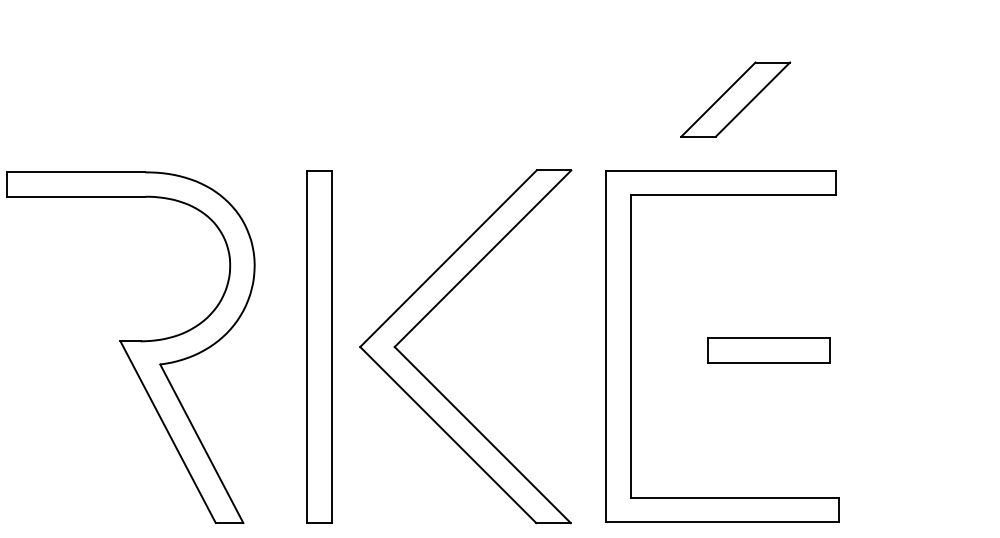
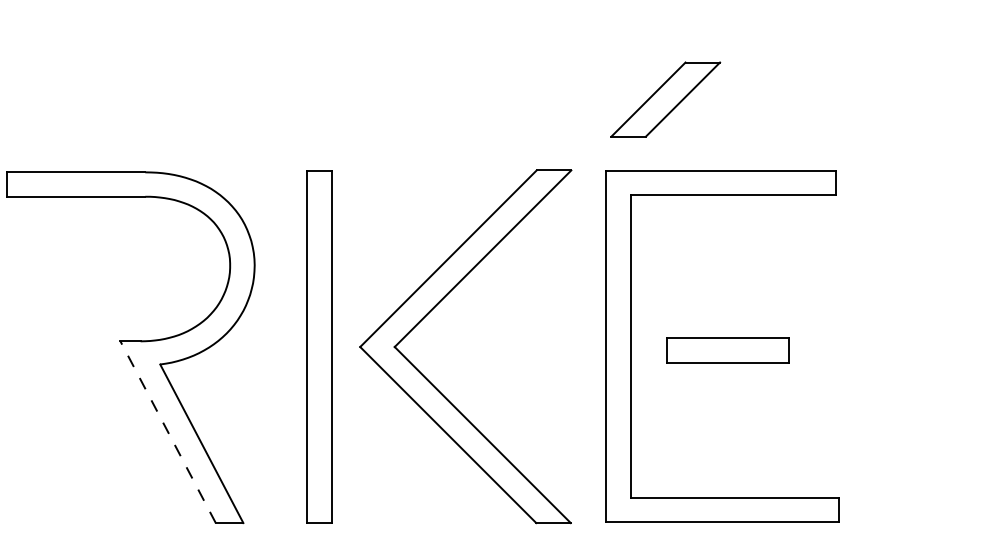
part position: (735, 99) -> (665, 99) (665, 99)
part position: (768, 350) -> (727, 350) (727, 350)
line: solid -> dashed (168, 432)
